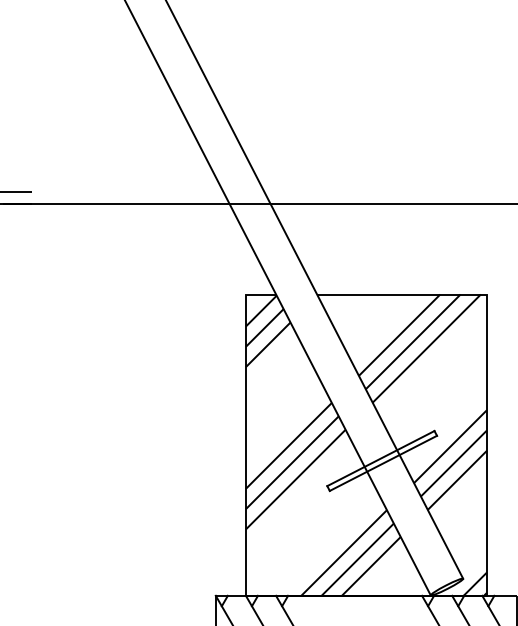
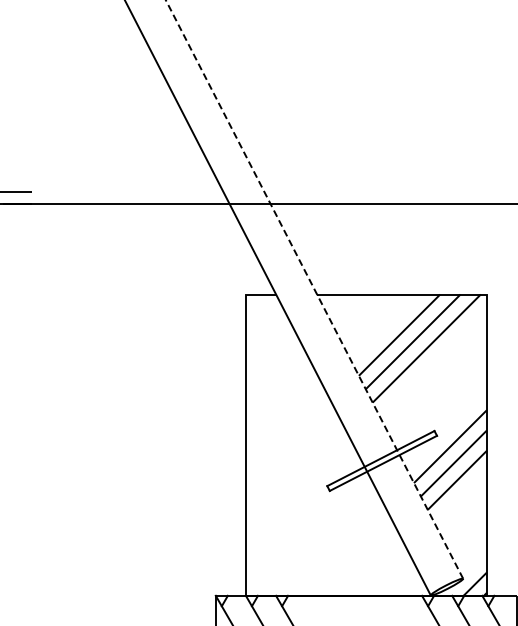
line: solid -> dashed (314, 288)
hatch: present -> none (322, 445)
